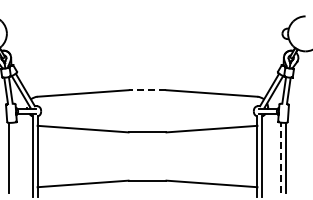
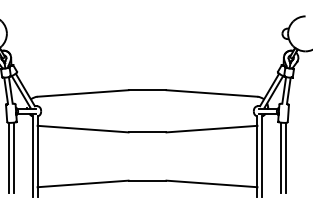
line: dashed -> solid (147, 90)
line: none -> present (13, 157)
line: dashed -> solid (281, 157)
